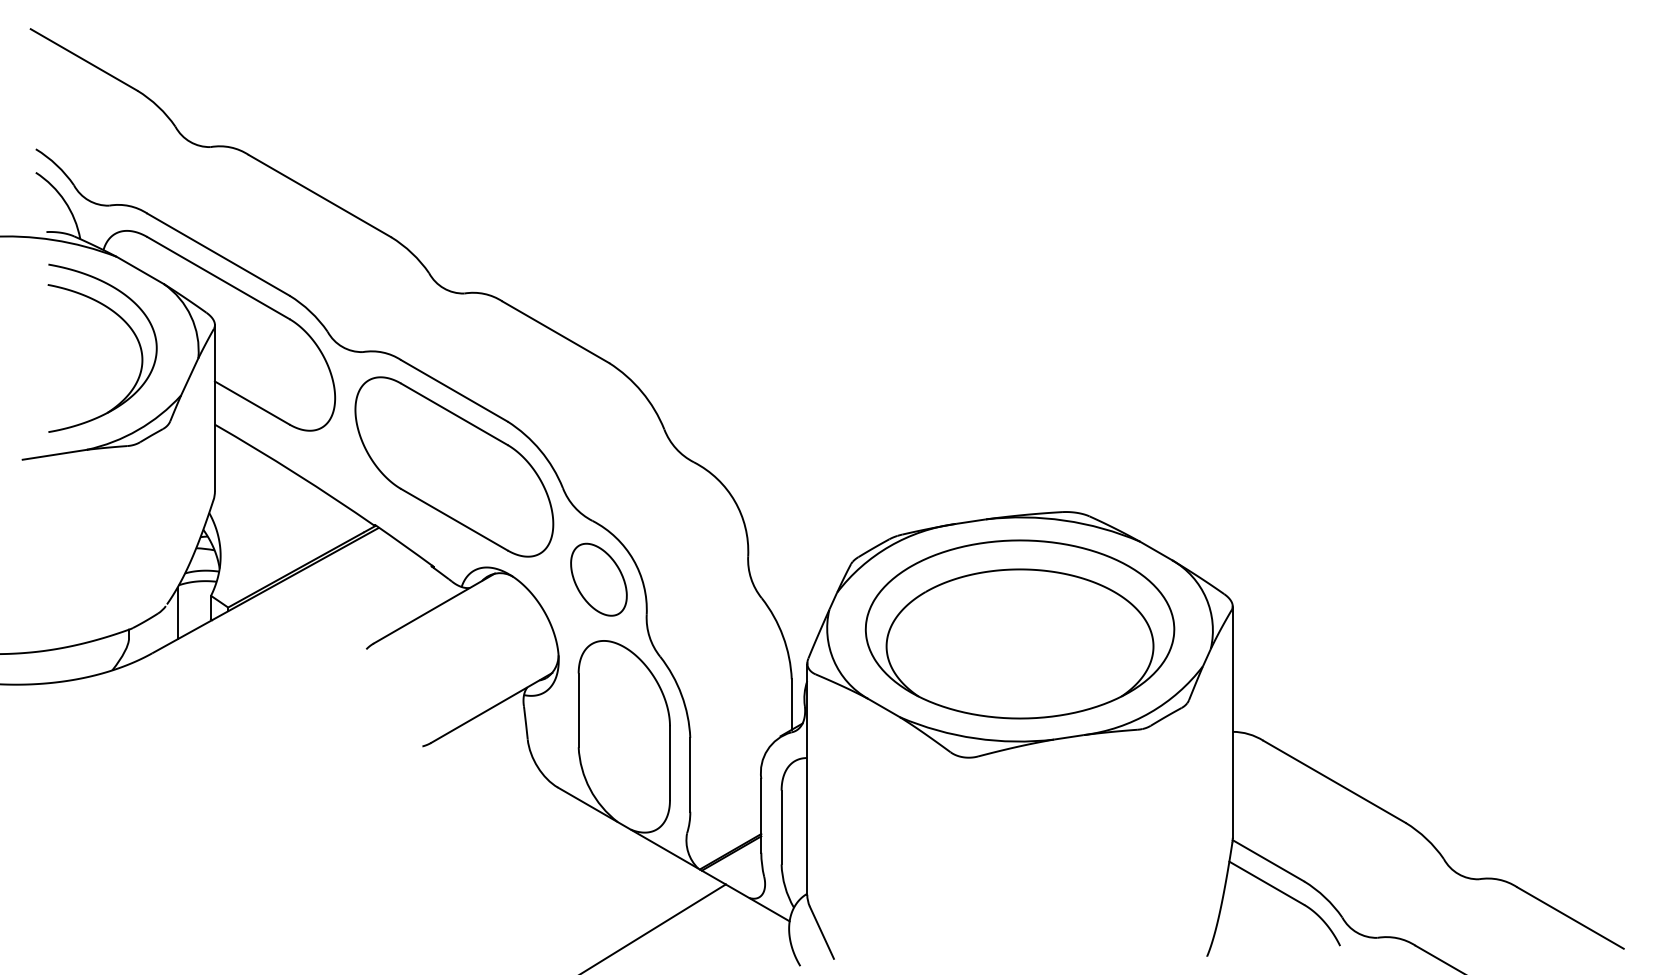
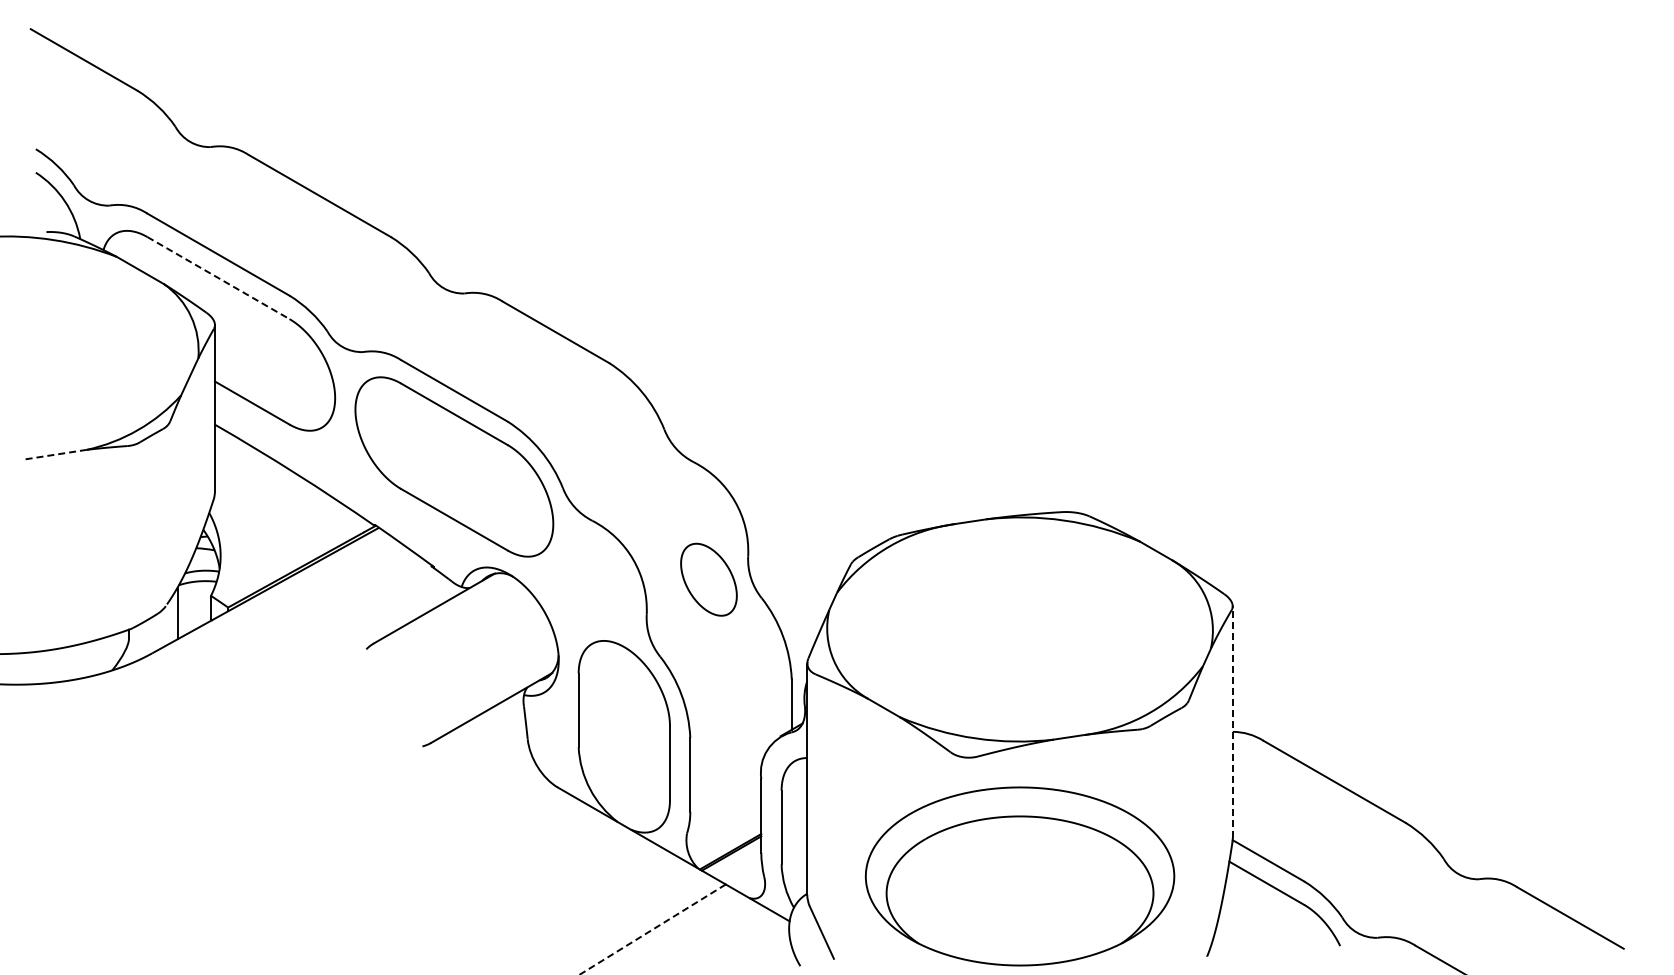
line: solid -> dashed (218, 278)
part: present -> none (129, 328)
line: solid -> dashed (54, 454)
part position: (598, 579) -> (708, 579) (708, 579)
part position: (1019, 629) -> (1019, 876) (1019, 876)
line: solid -> dashed (1232, 722)
line: solid -> dashed (652, 929)
